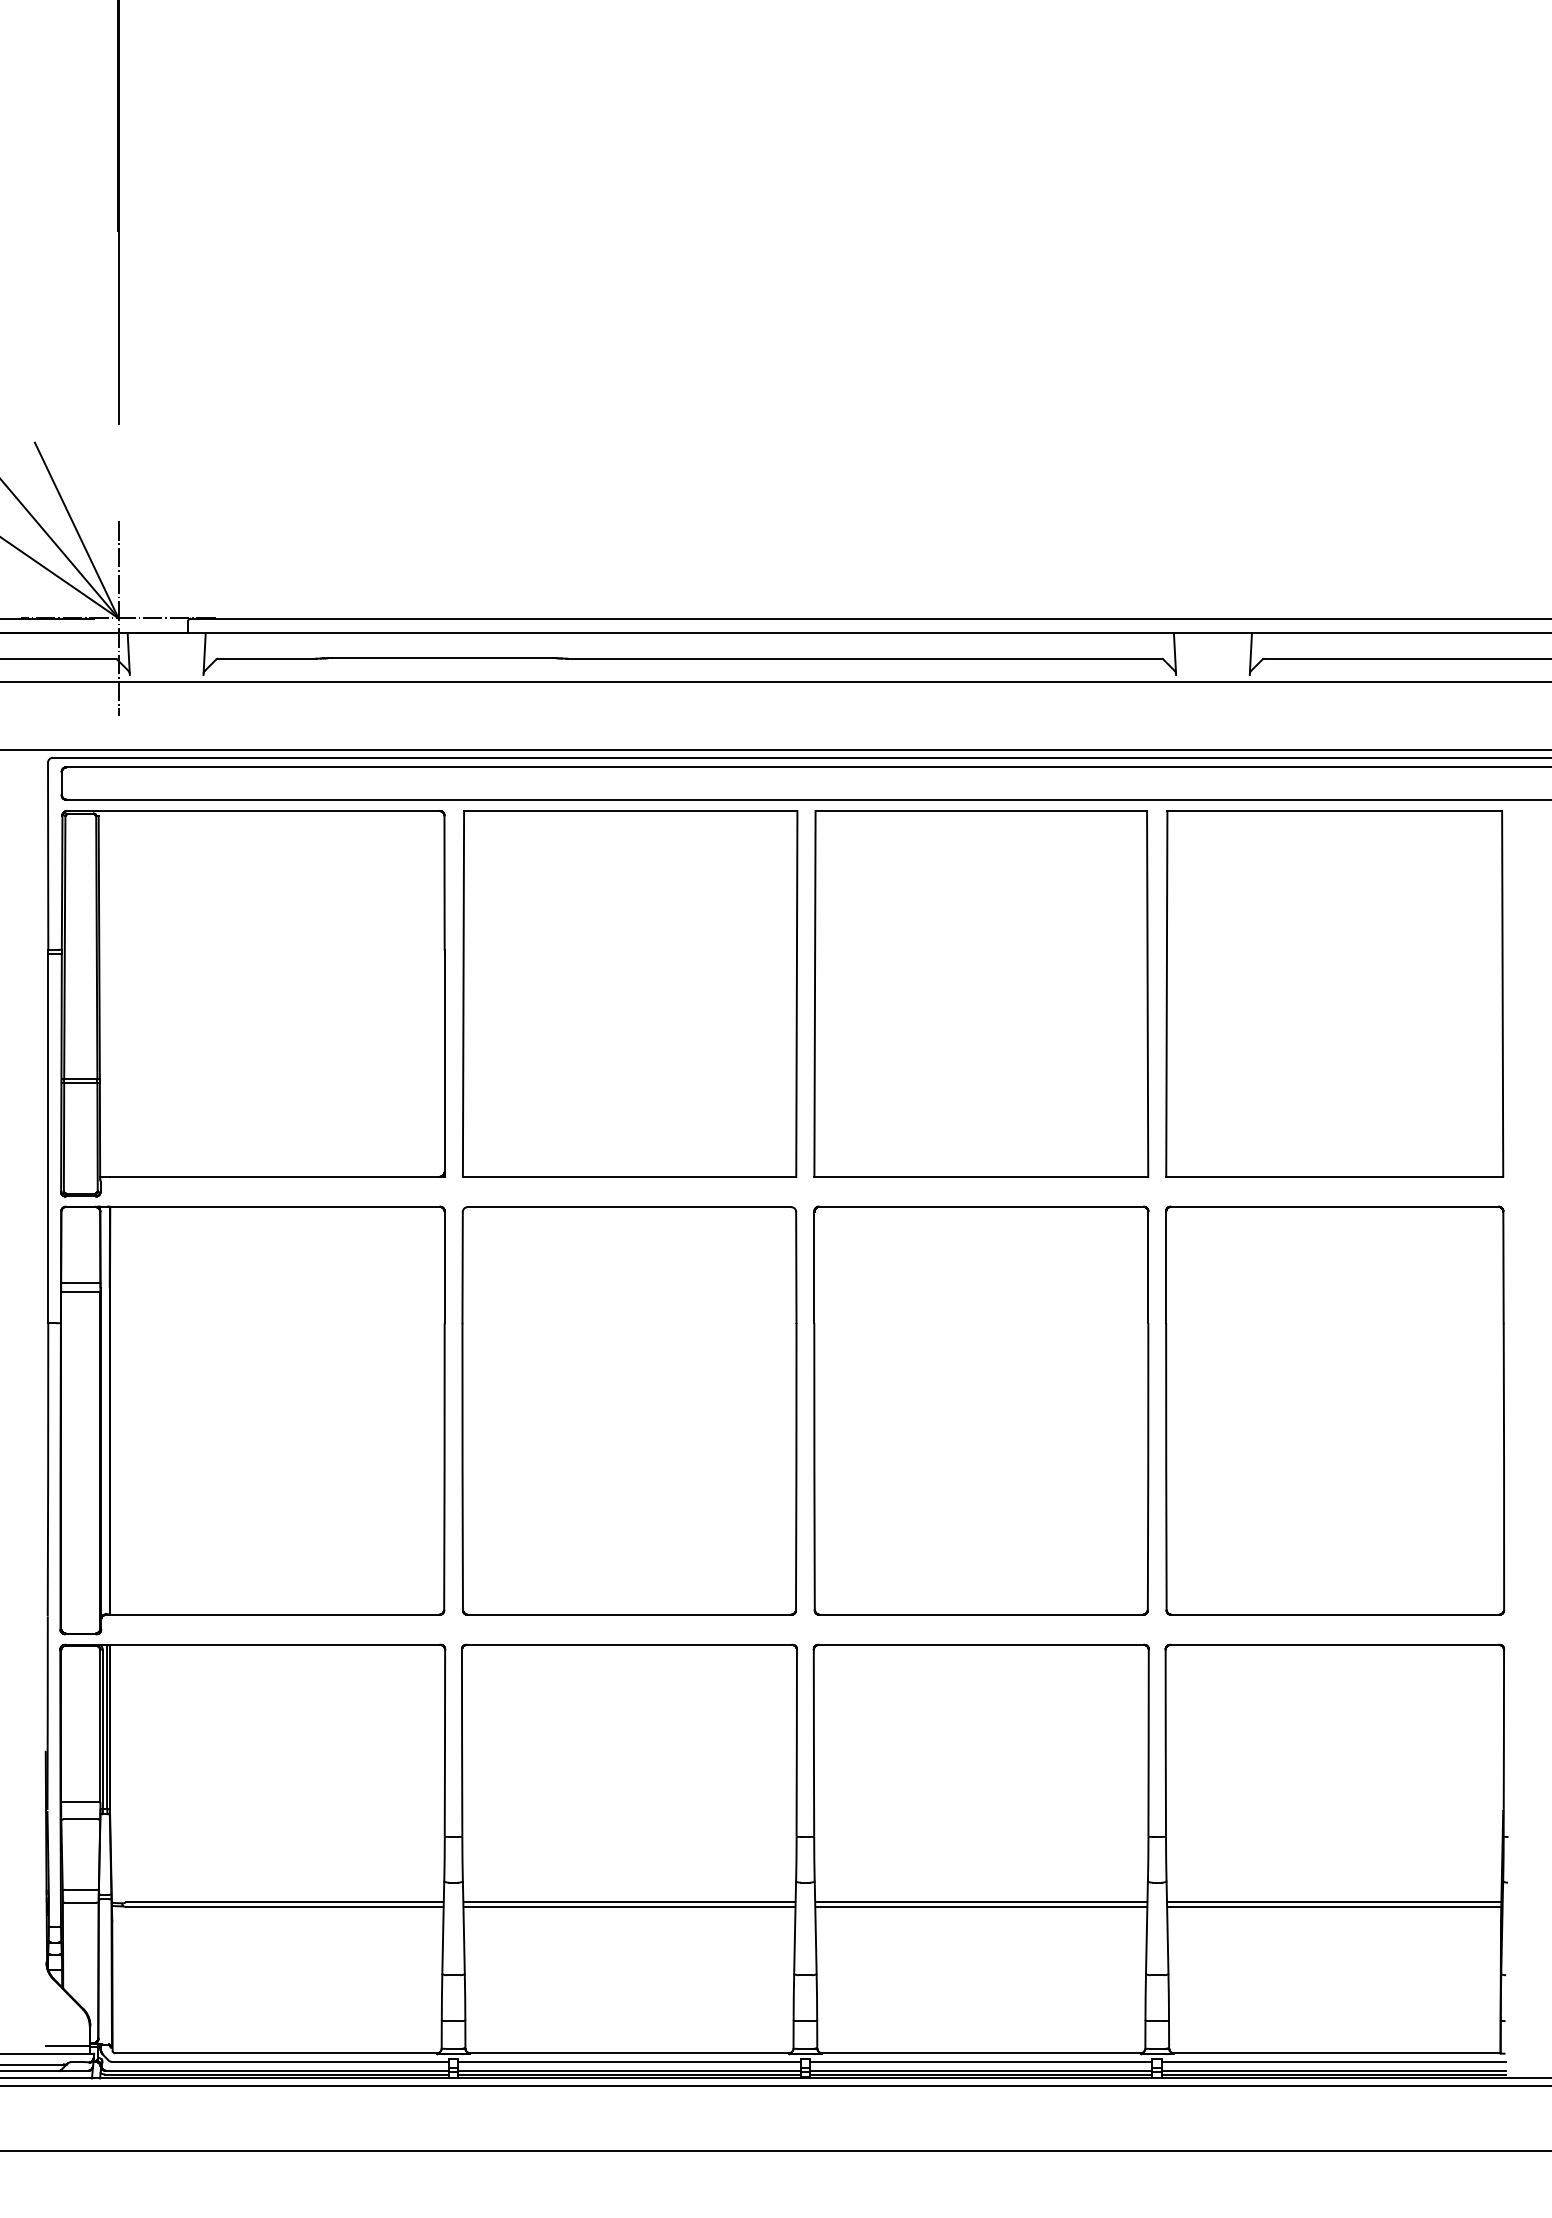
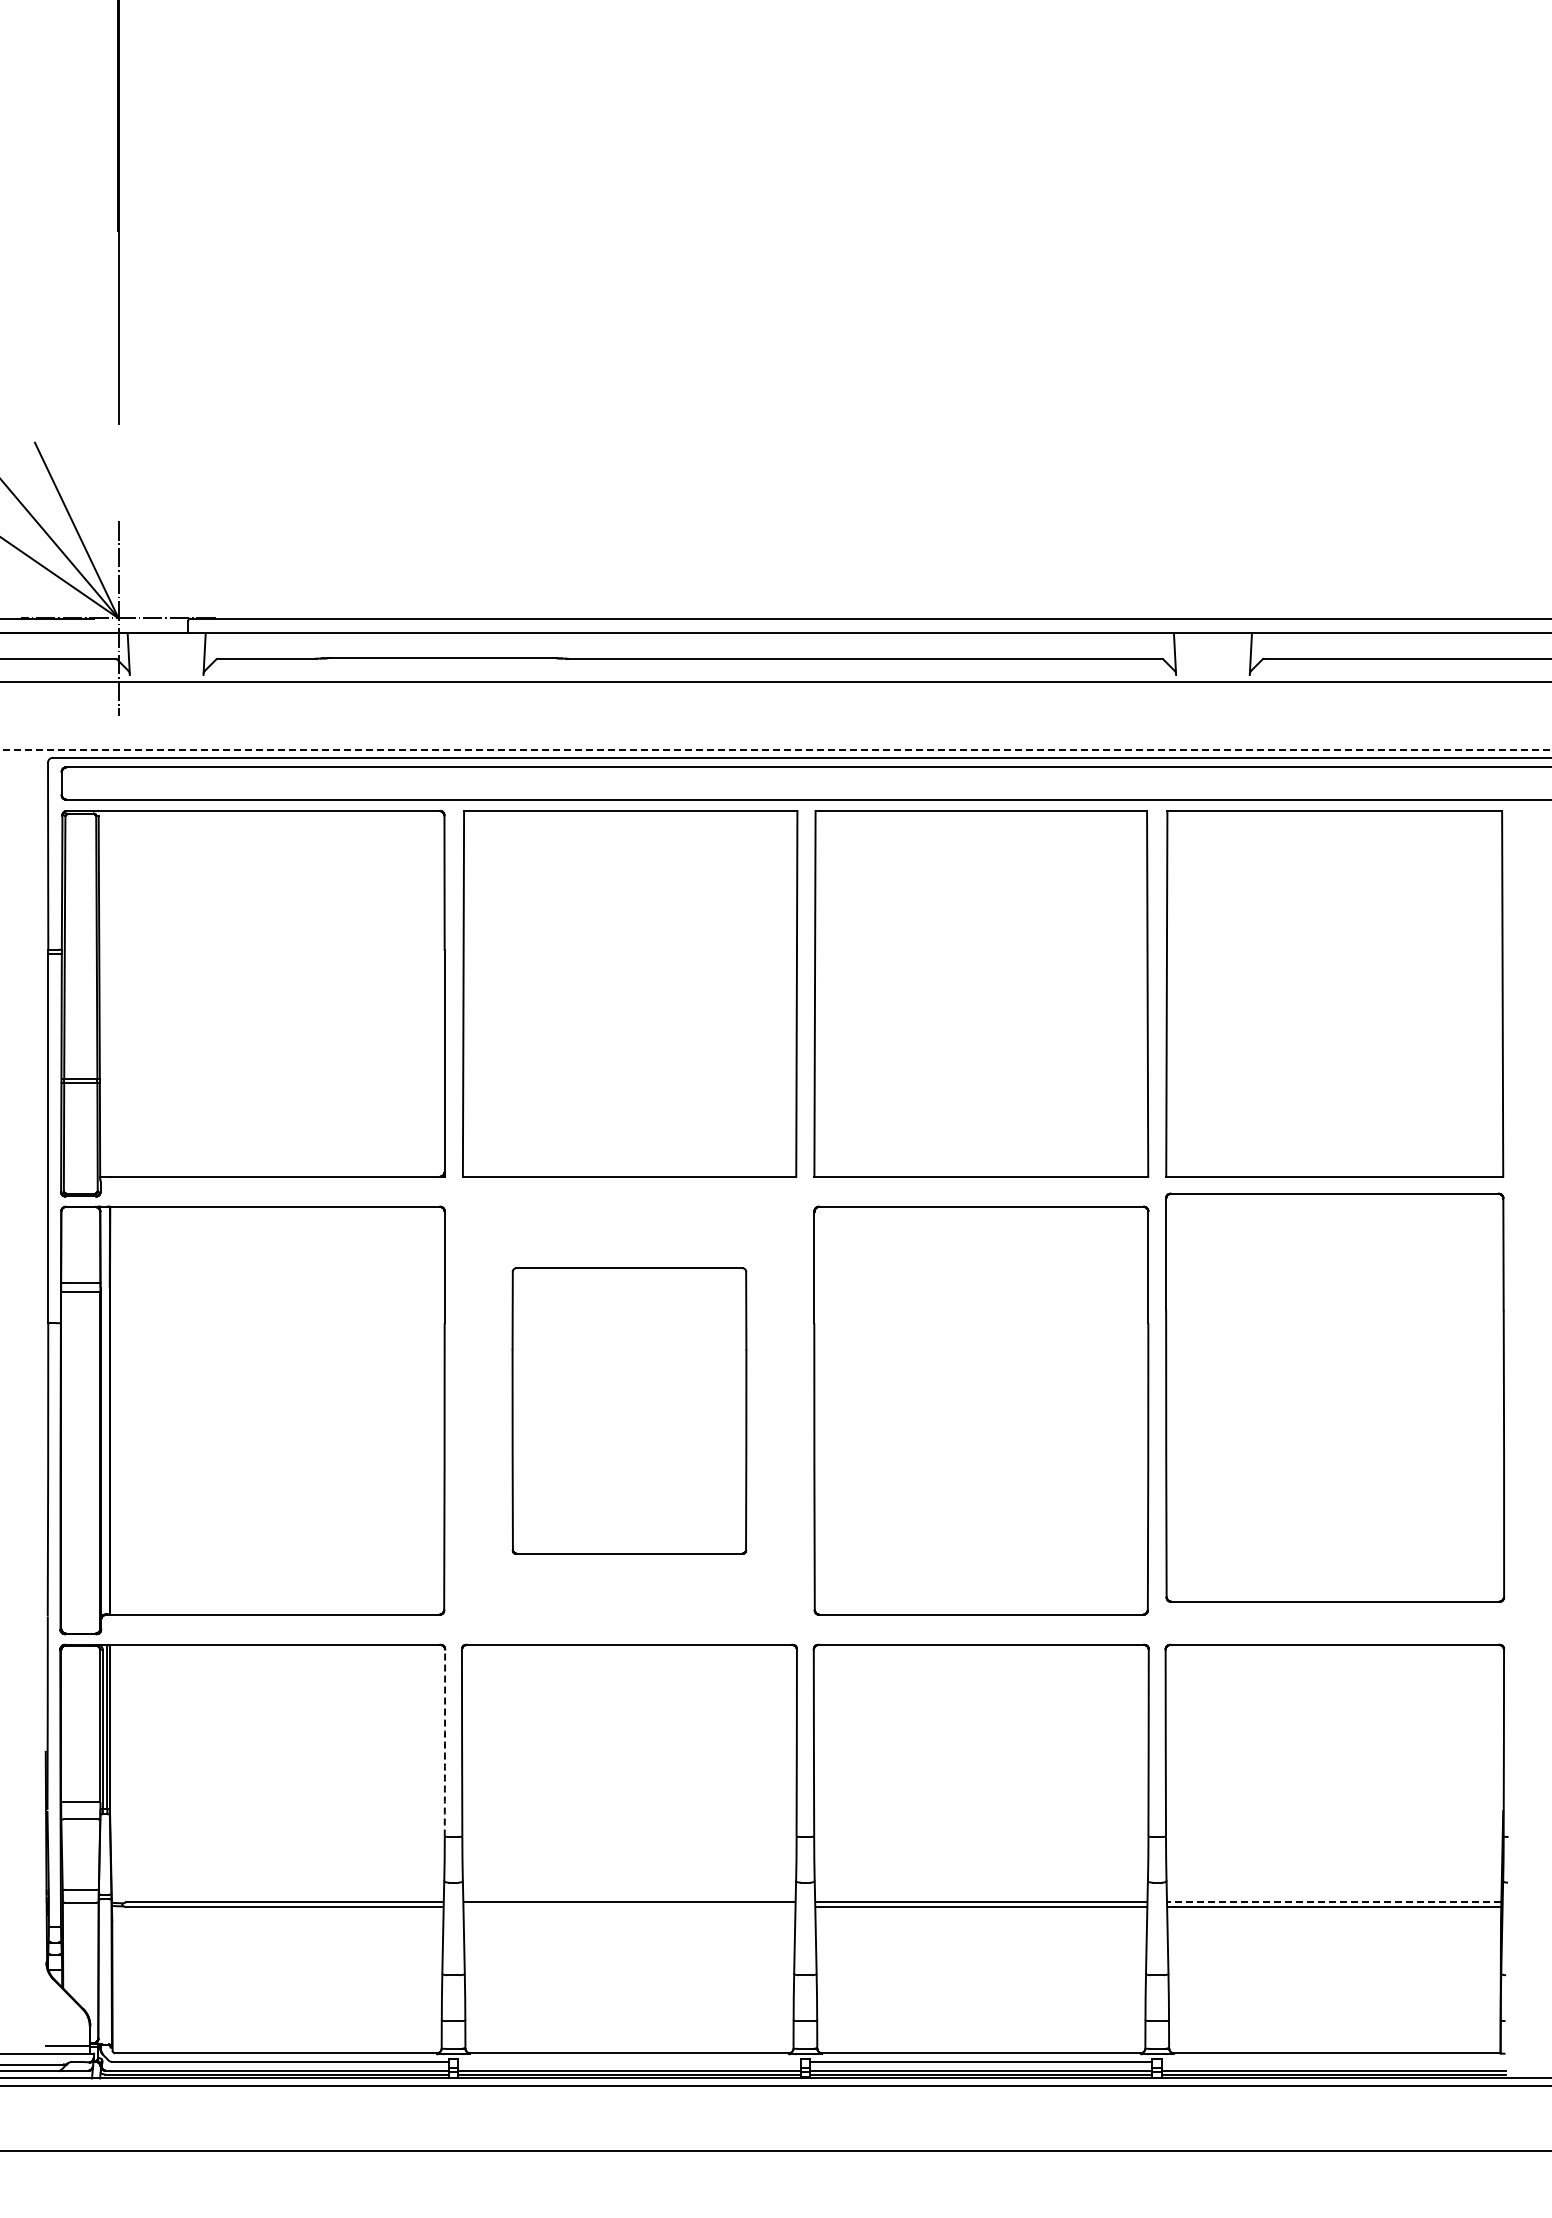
line: solid -> dashed (776, 749)
part size: 337x410 px -> 237x288 px (629, 1410)
part position: (1335, 1410) -> (1335, 1397) (1335, 1397)
arc: solid -> dashed (444, 1743)
line: solid -> dashed (1334, 1902)
line: present -> none (629, 1907)
line: present -> none (629, 2061)
line: present -> none (1333, 2061)
